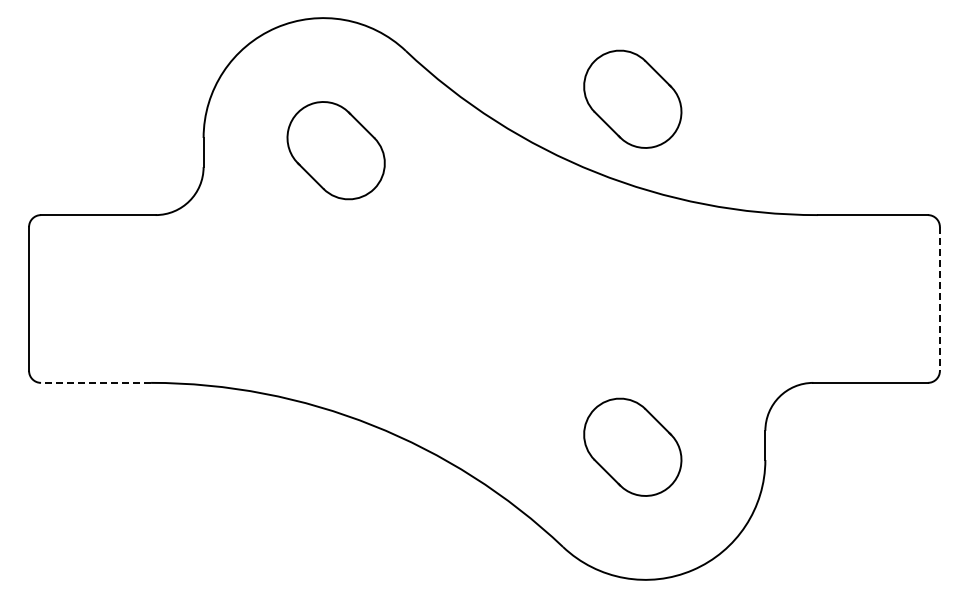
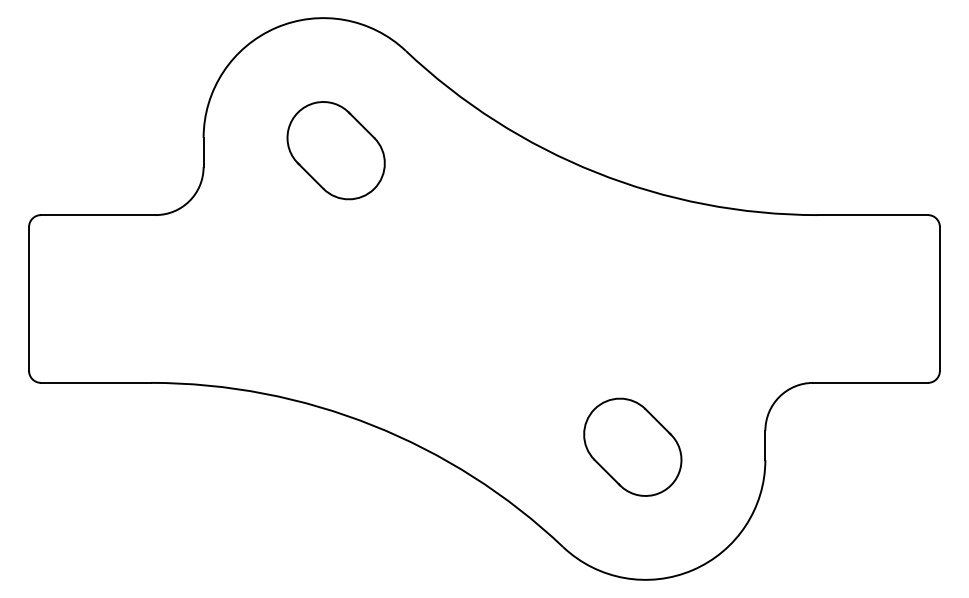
part: present -> none (632, 98)
line: dashed -> solid (939, 299)
line: dashed -> solid (96, 382)
